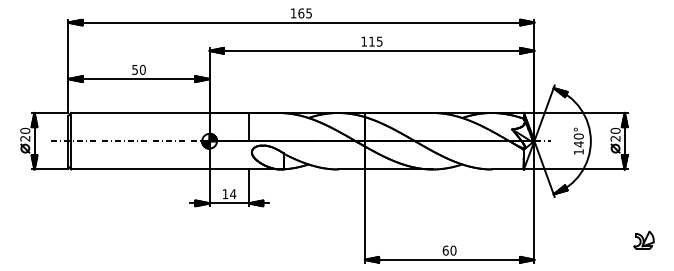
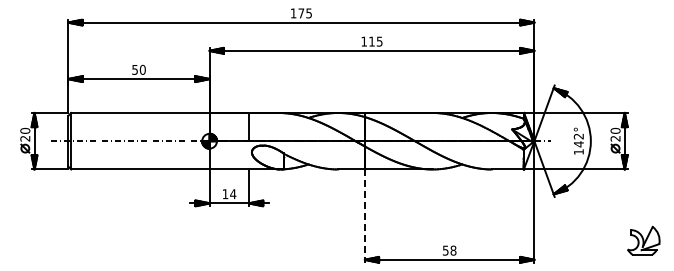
text: 165 -> 175 (301, 13)
text: 140° -> 142° (578, 136)
line: solid -> dashed (364, 216)
part size: 22x20 px -> 34x31 px (643, 240)
text: 60 -> 58 (449, 250)
